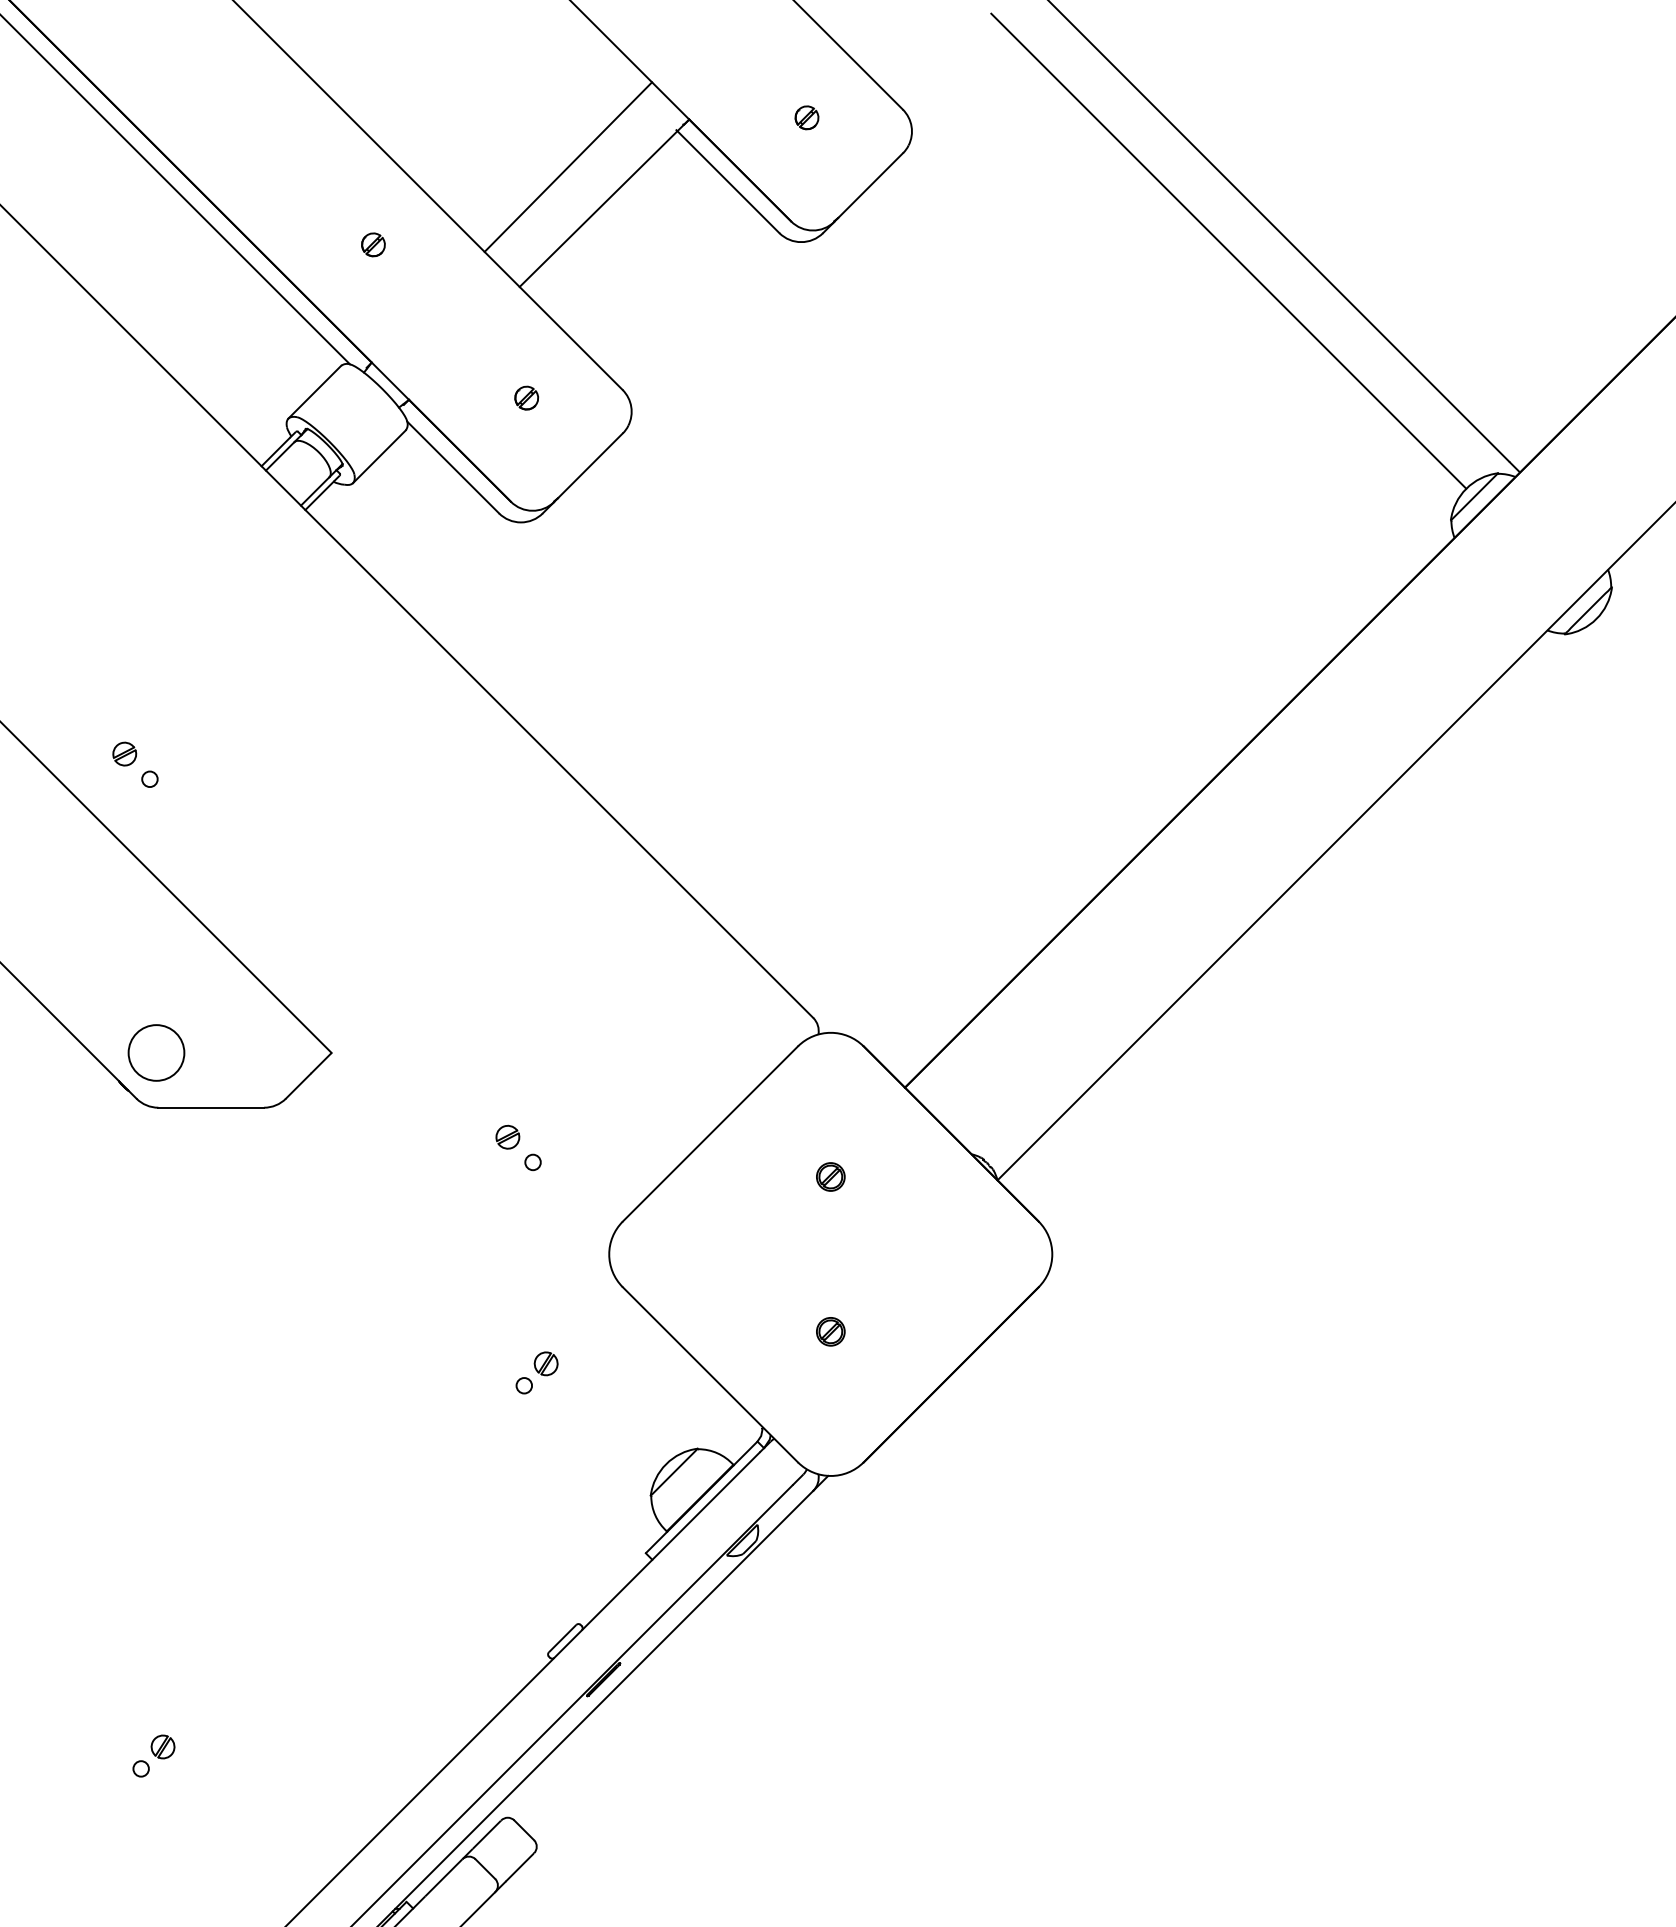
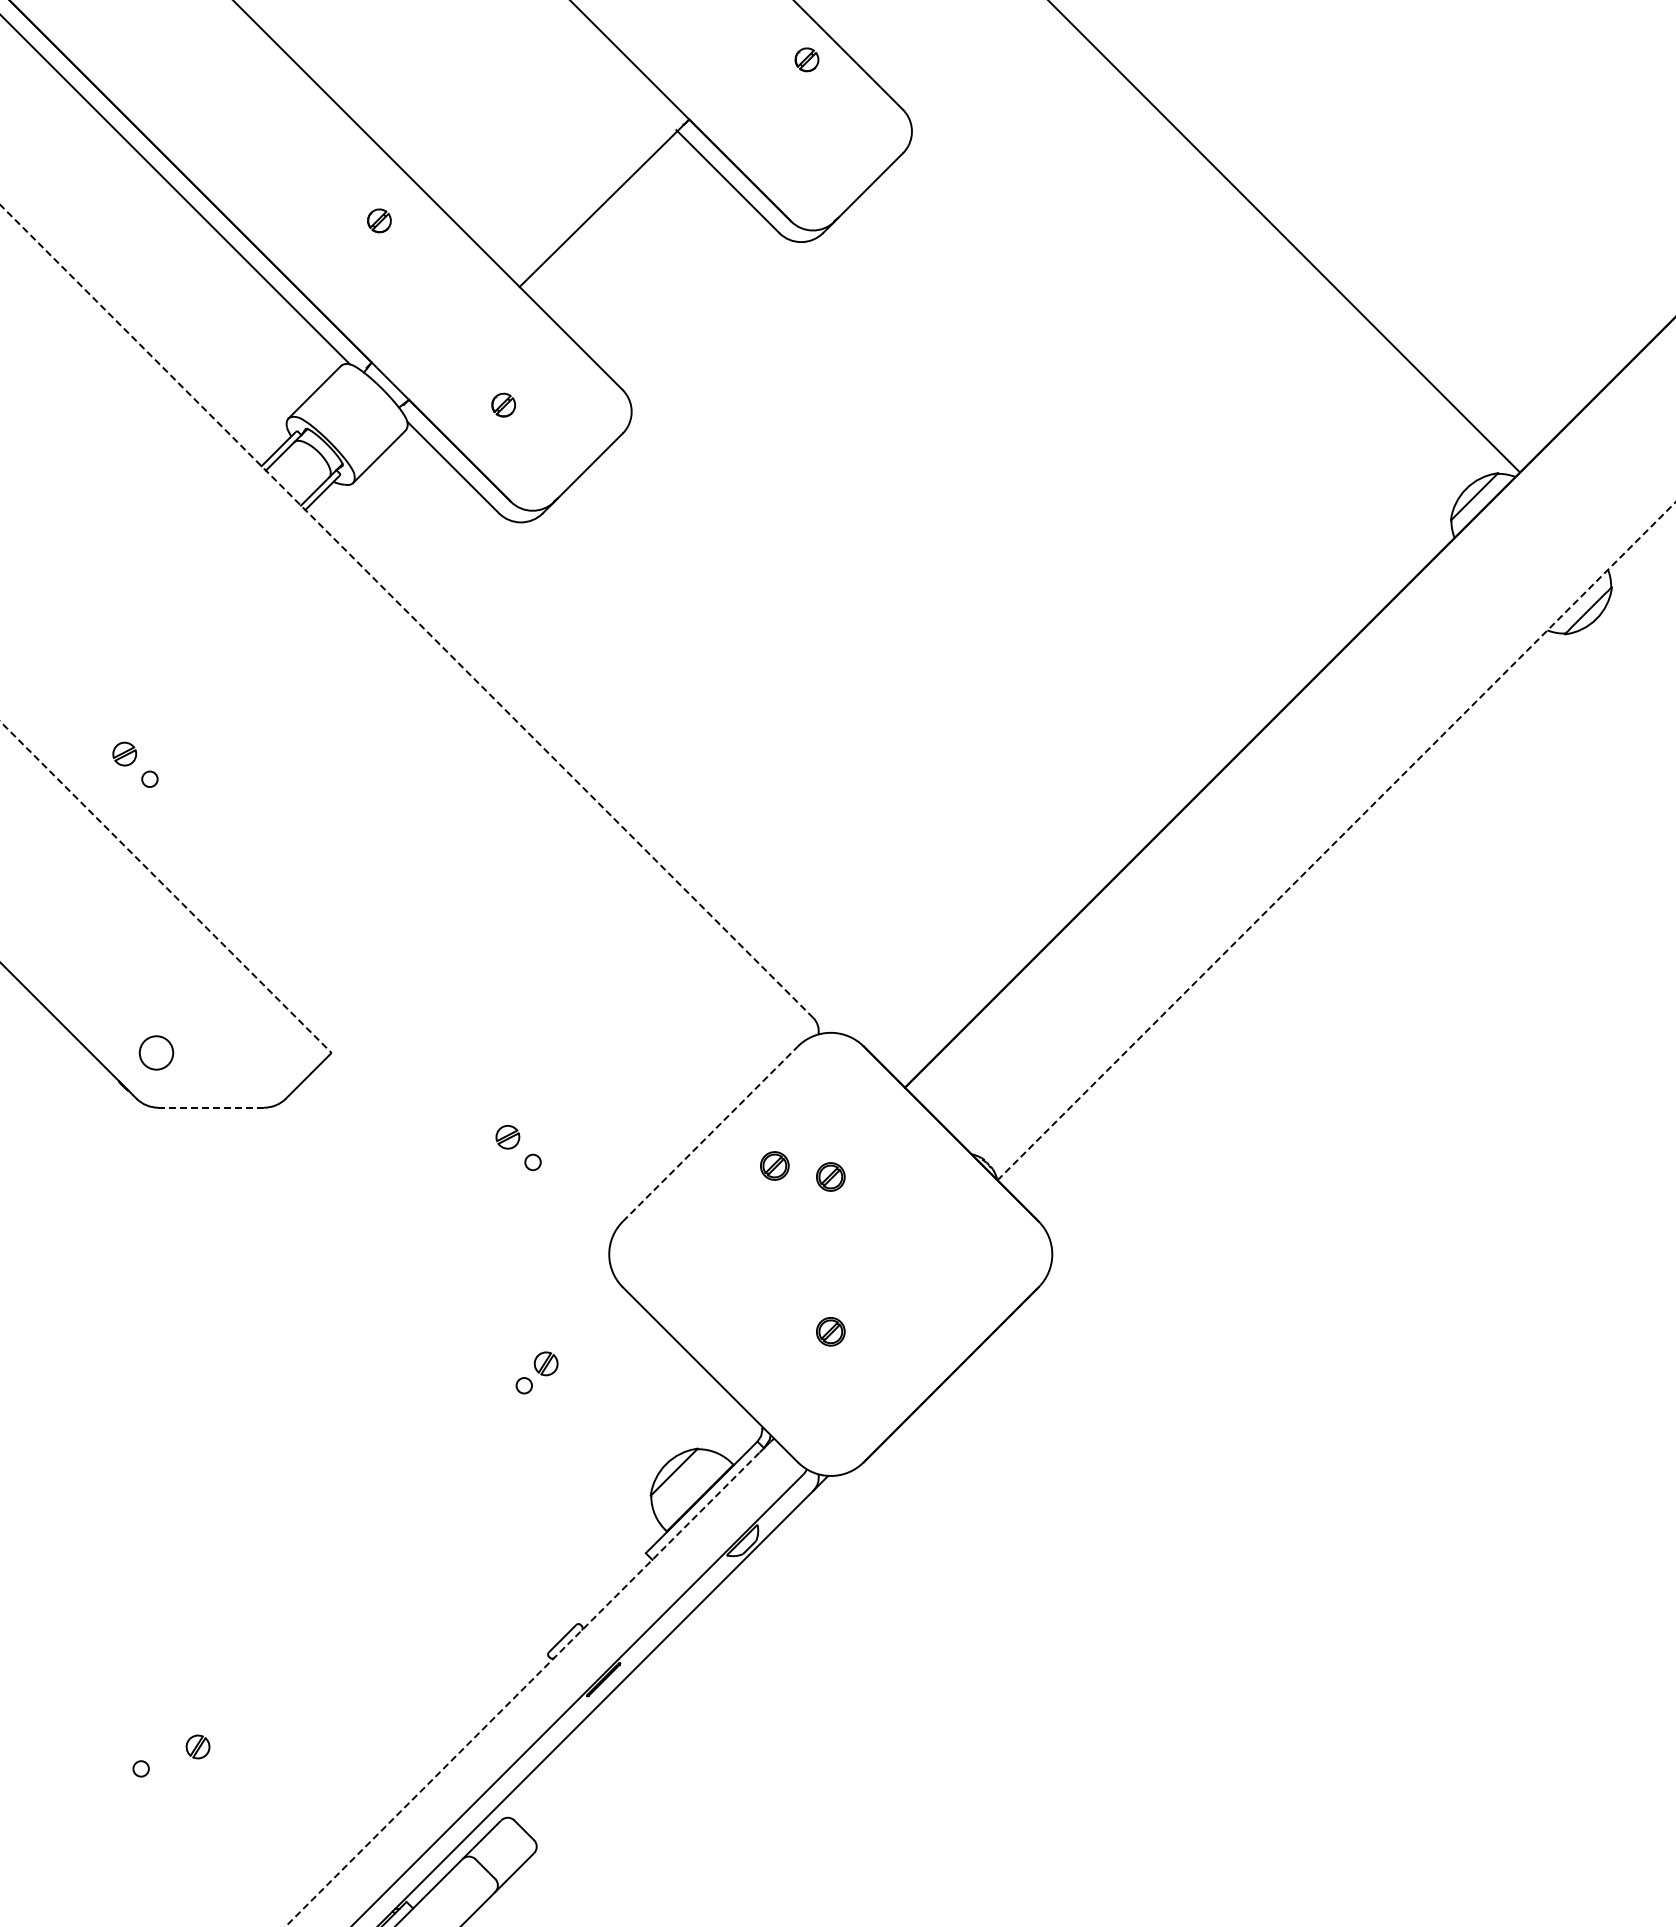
part position: (806, 117) -> (806, 59) (806, 59)
line: present -> none (568, 166)
part position: (373, 244) -> (379, 220) (379, 220)
line: present -> none (1228, 250)
part position: (526, 397) -> (503, 404) (503, 404)
line: solid -> dashed (406, 611)
line: solid -> dashed (1336, 840)
line: solid -> dashed (166, 887)
circle diameter: 56 px -> 33 px (156, 1052)
line: solid -> dashed (211, 1107)
line: solid -> dashed (710, 1133)
part: none -> present (774, 1165)
line: solid -> dashed (522, 1689)
part position: (162, 1746) -> (197, 1746) (197, 1746)
